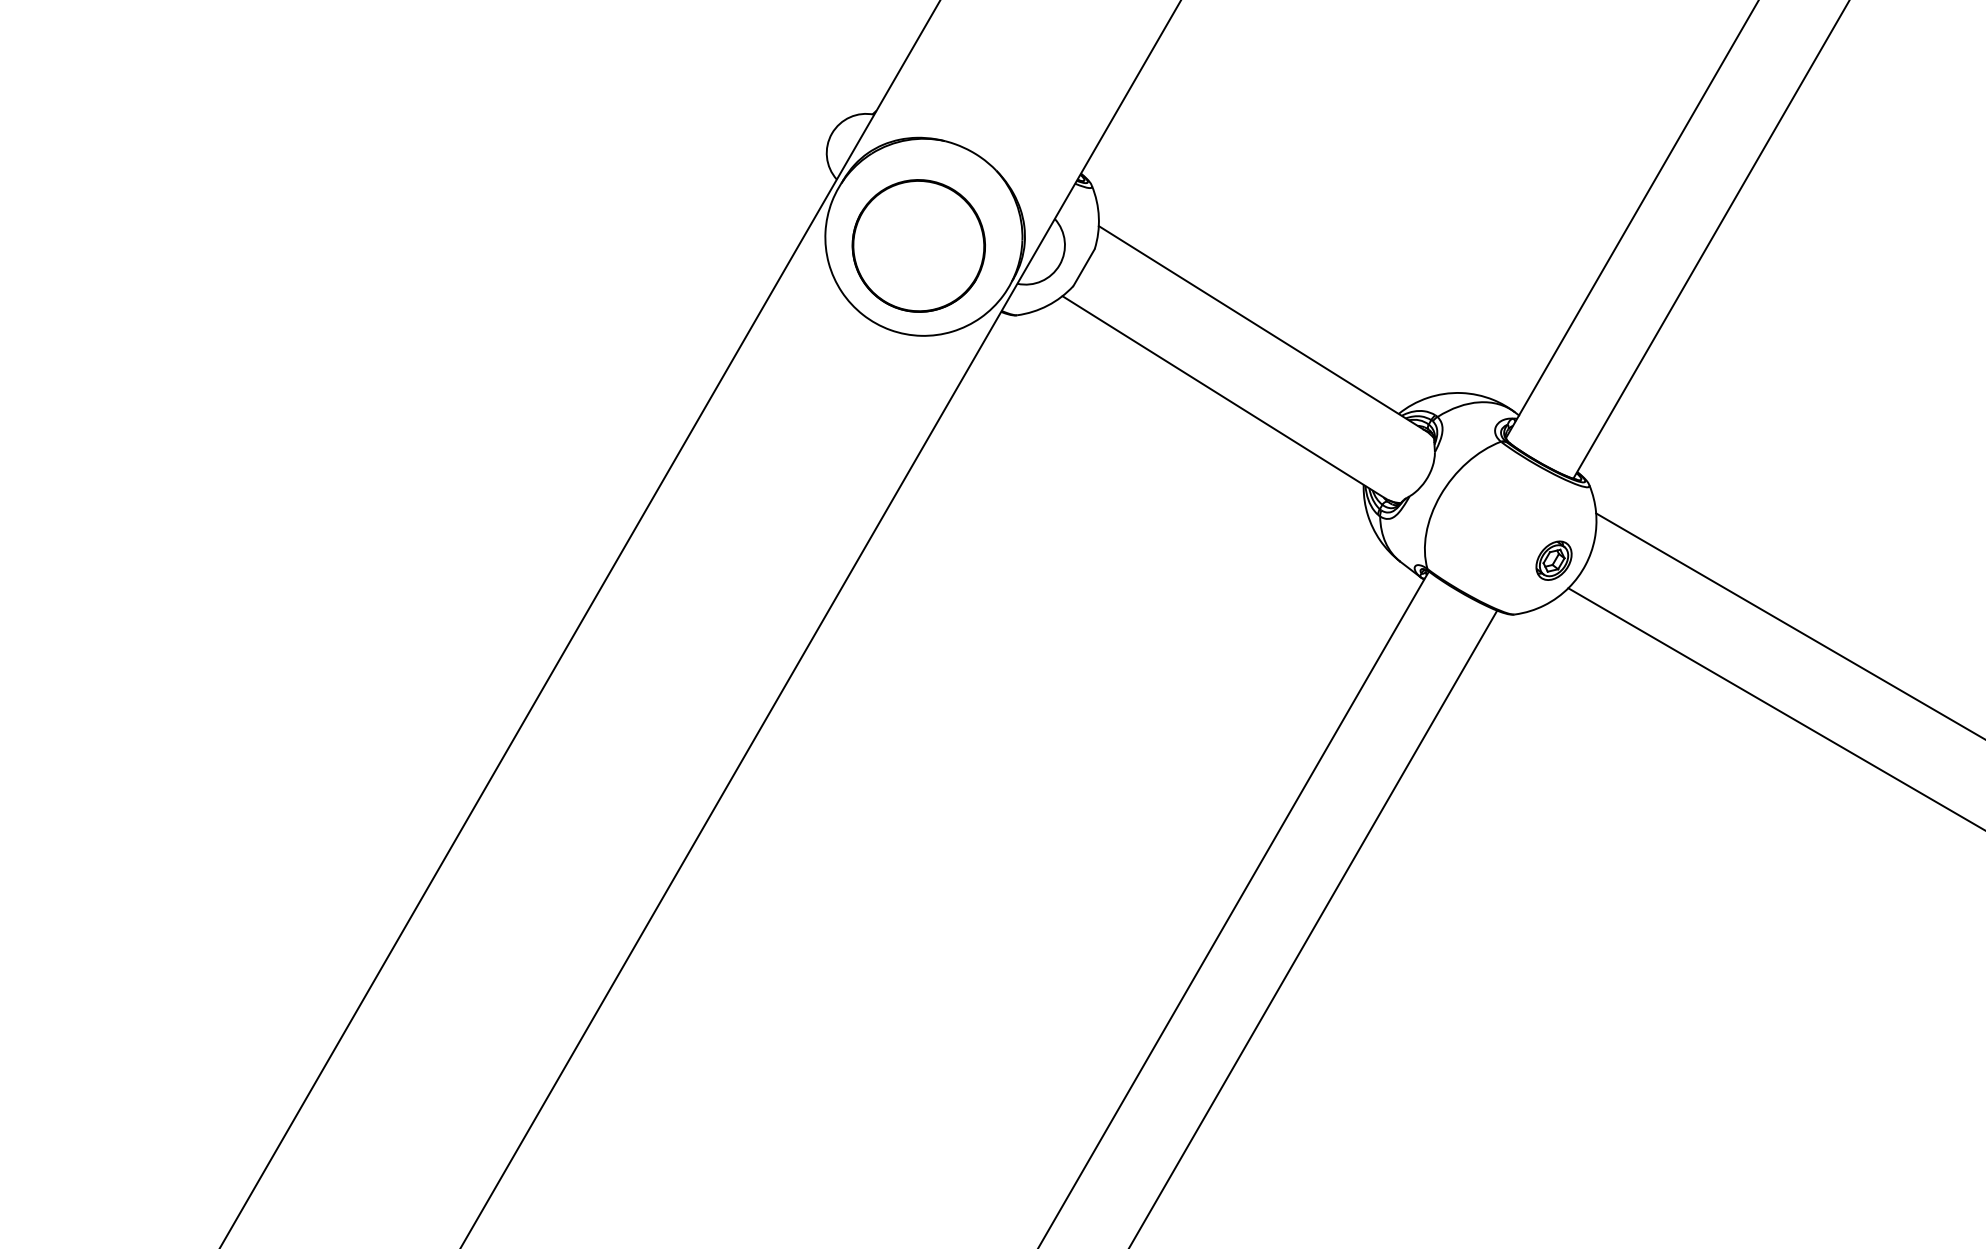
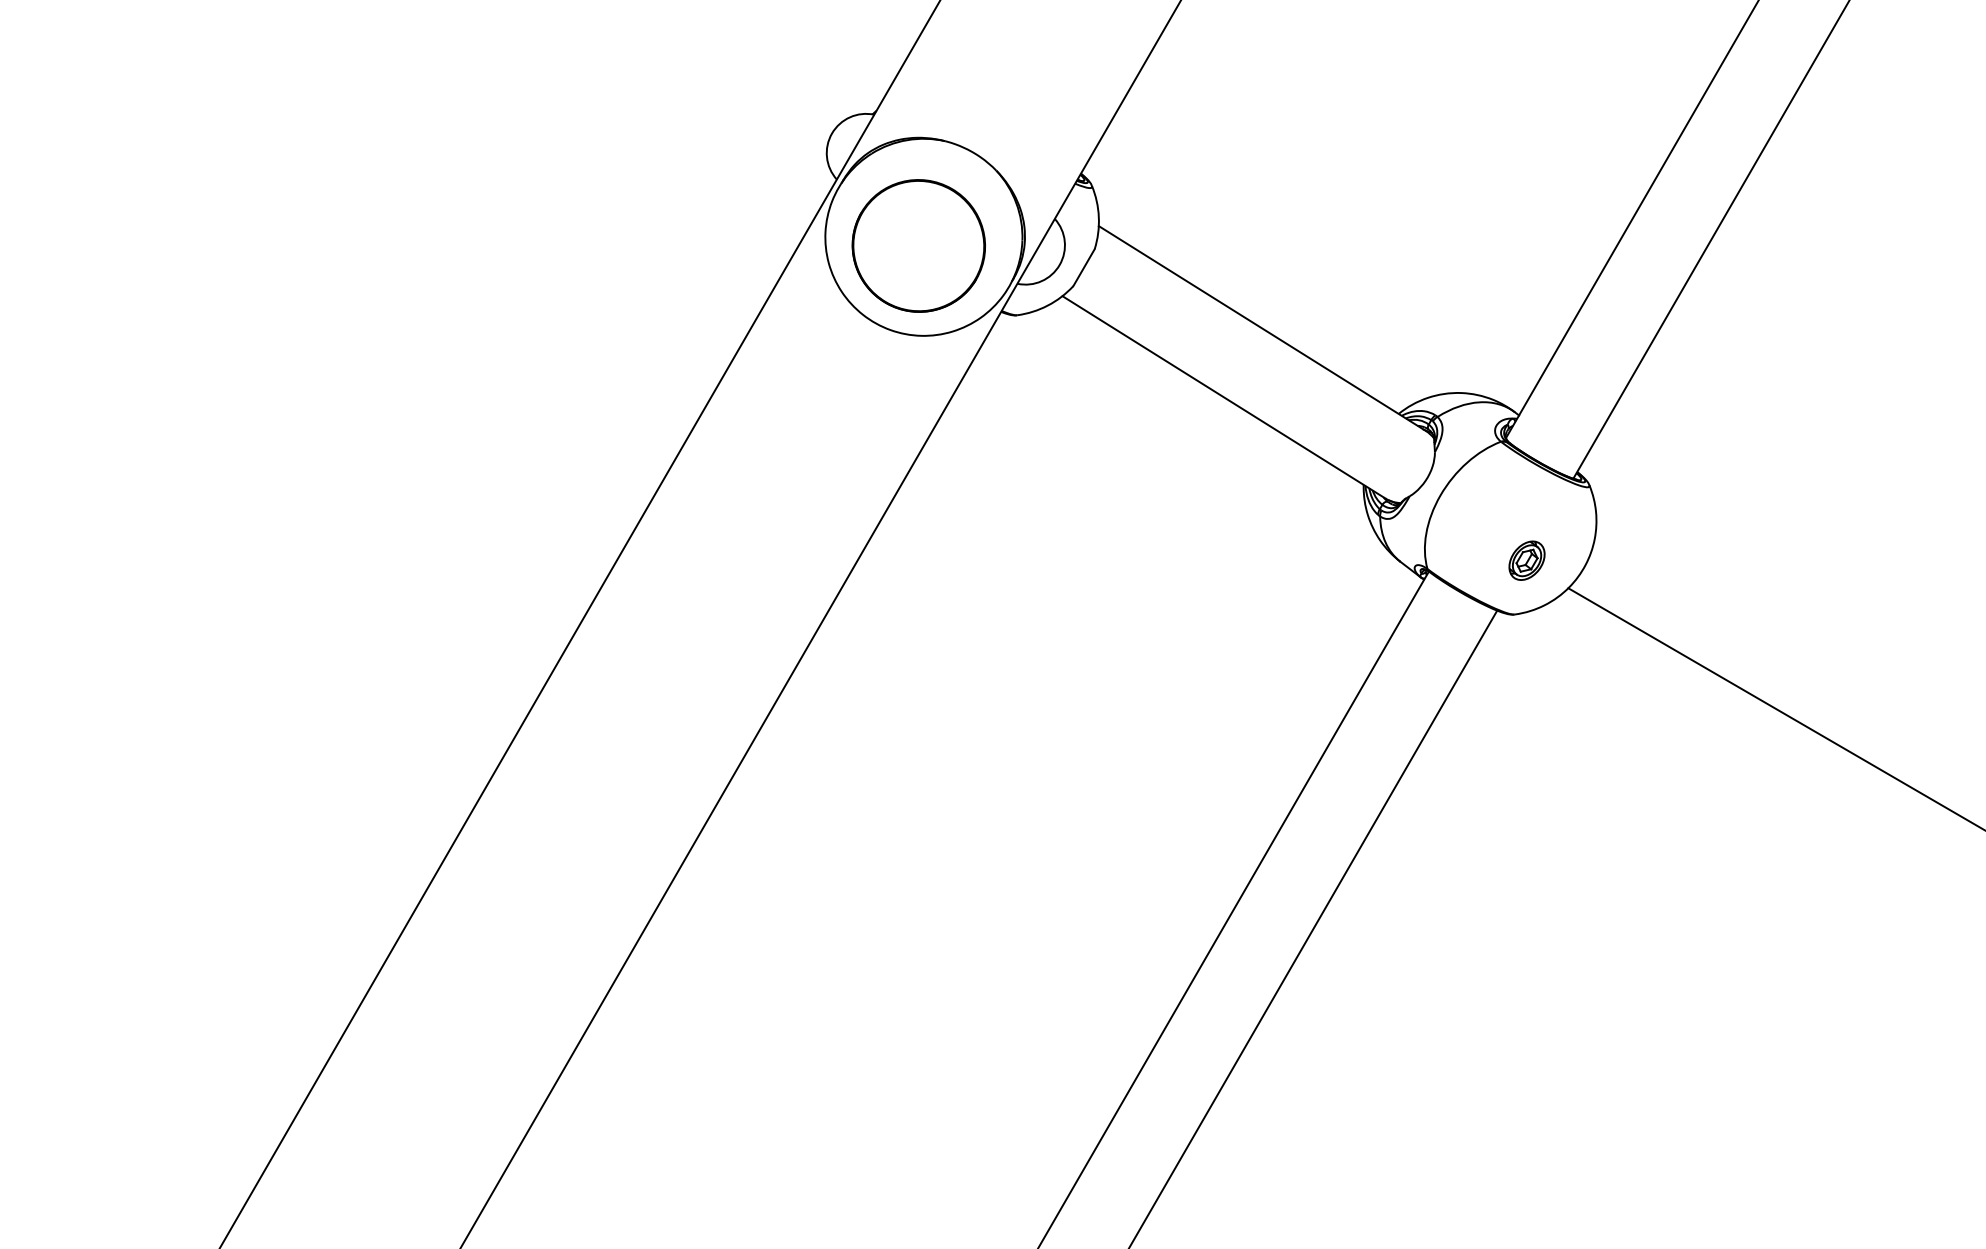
part position: (1553, 560) -> (1526, 560) (1526, 560)
line: present -> none (1789, 625)
